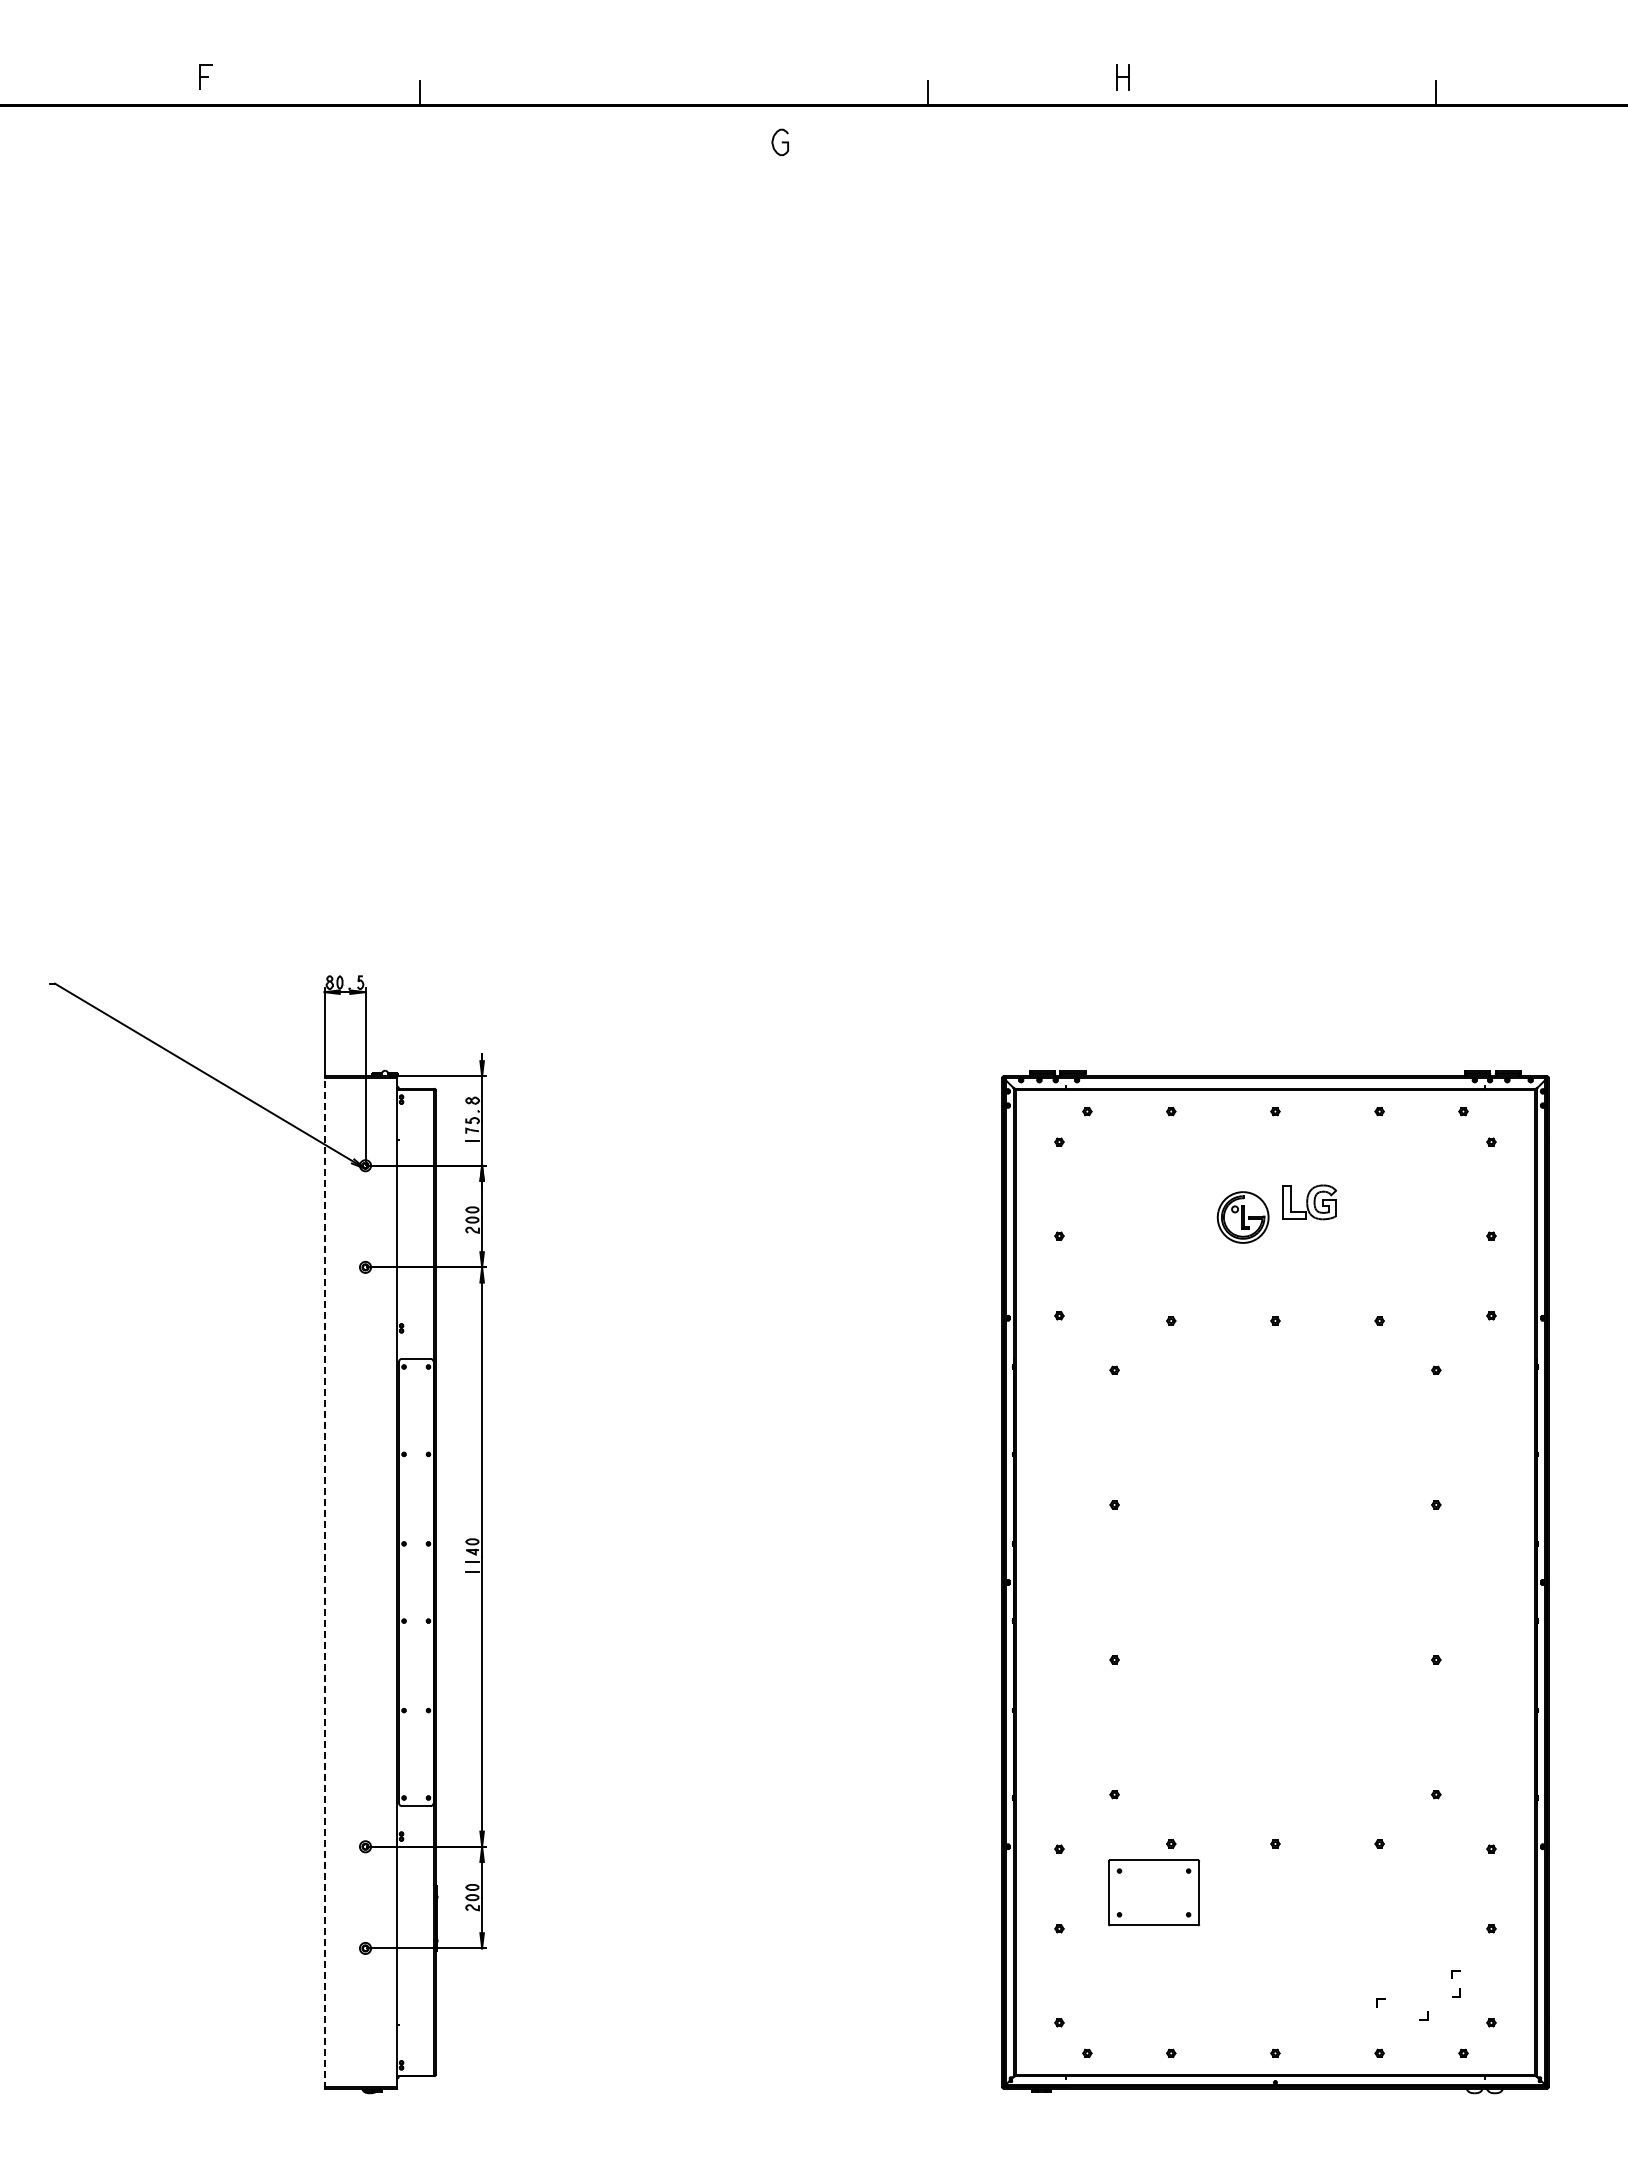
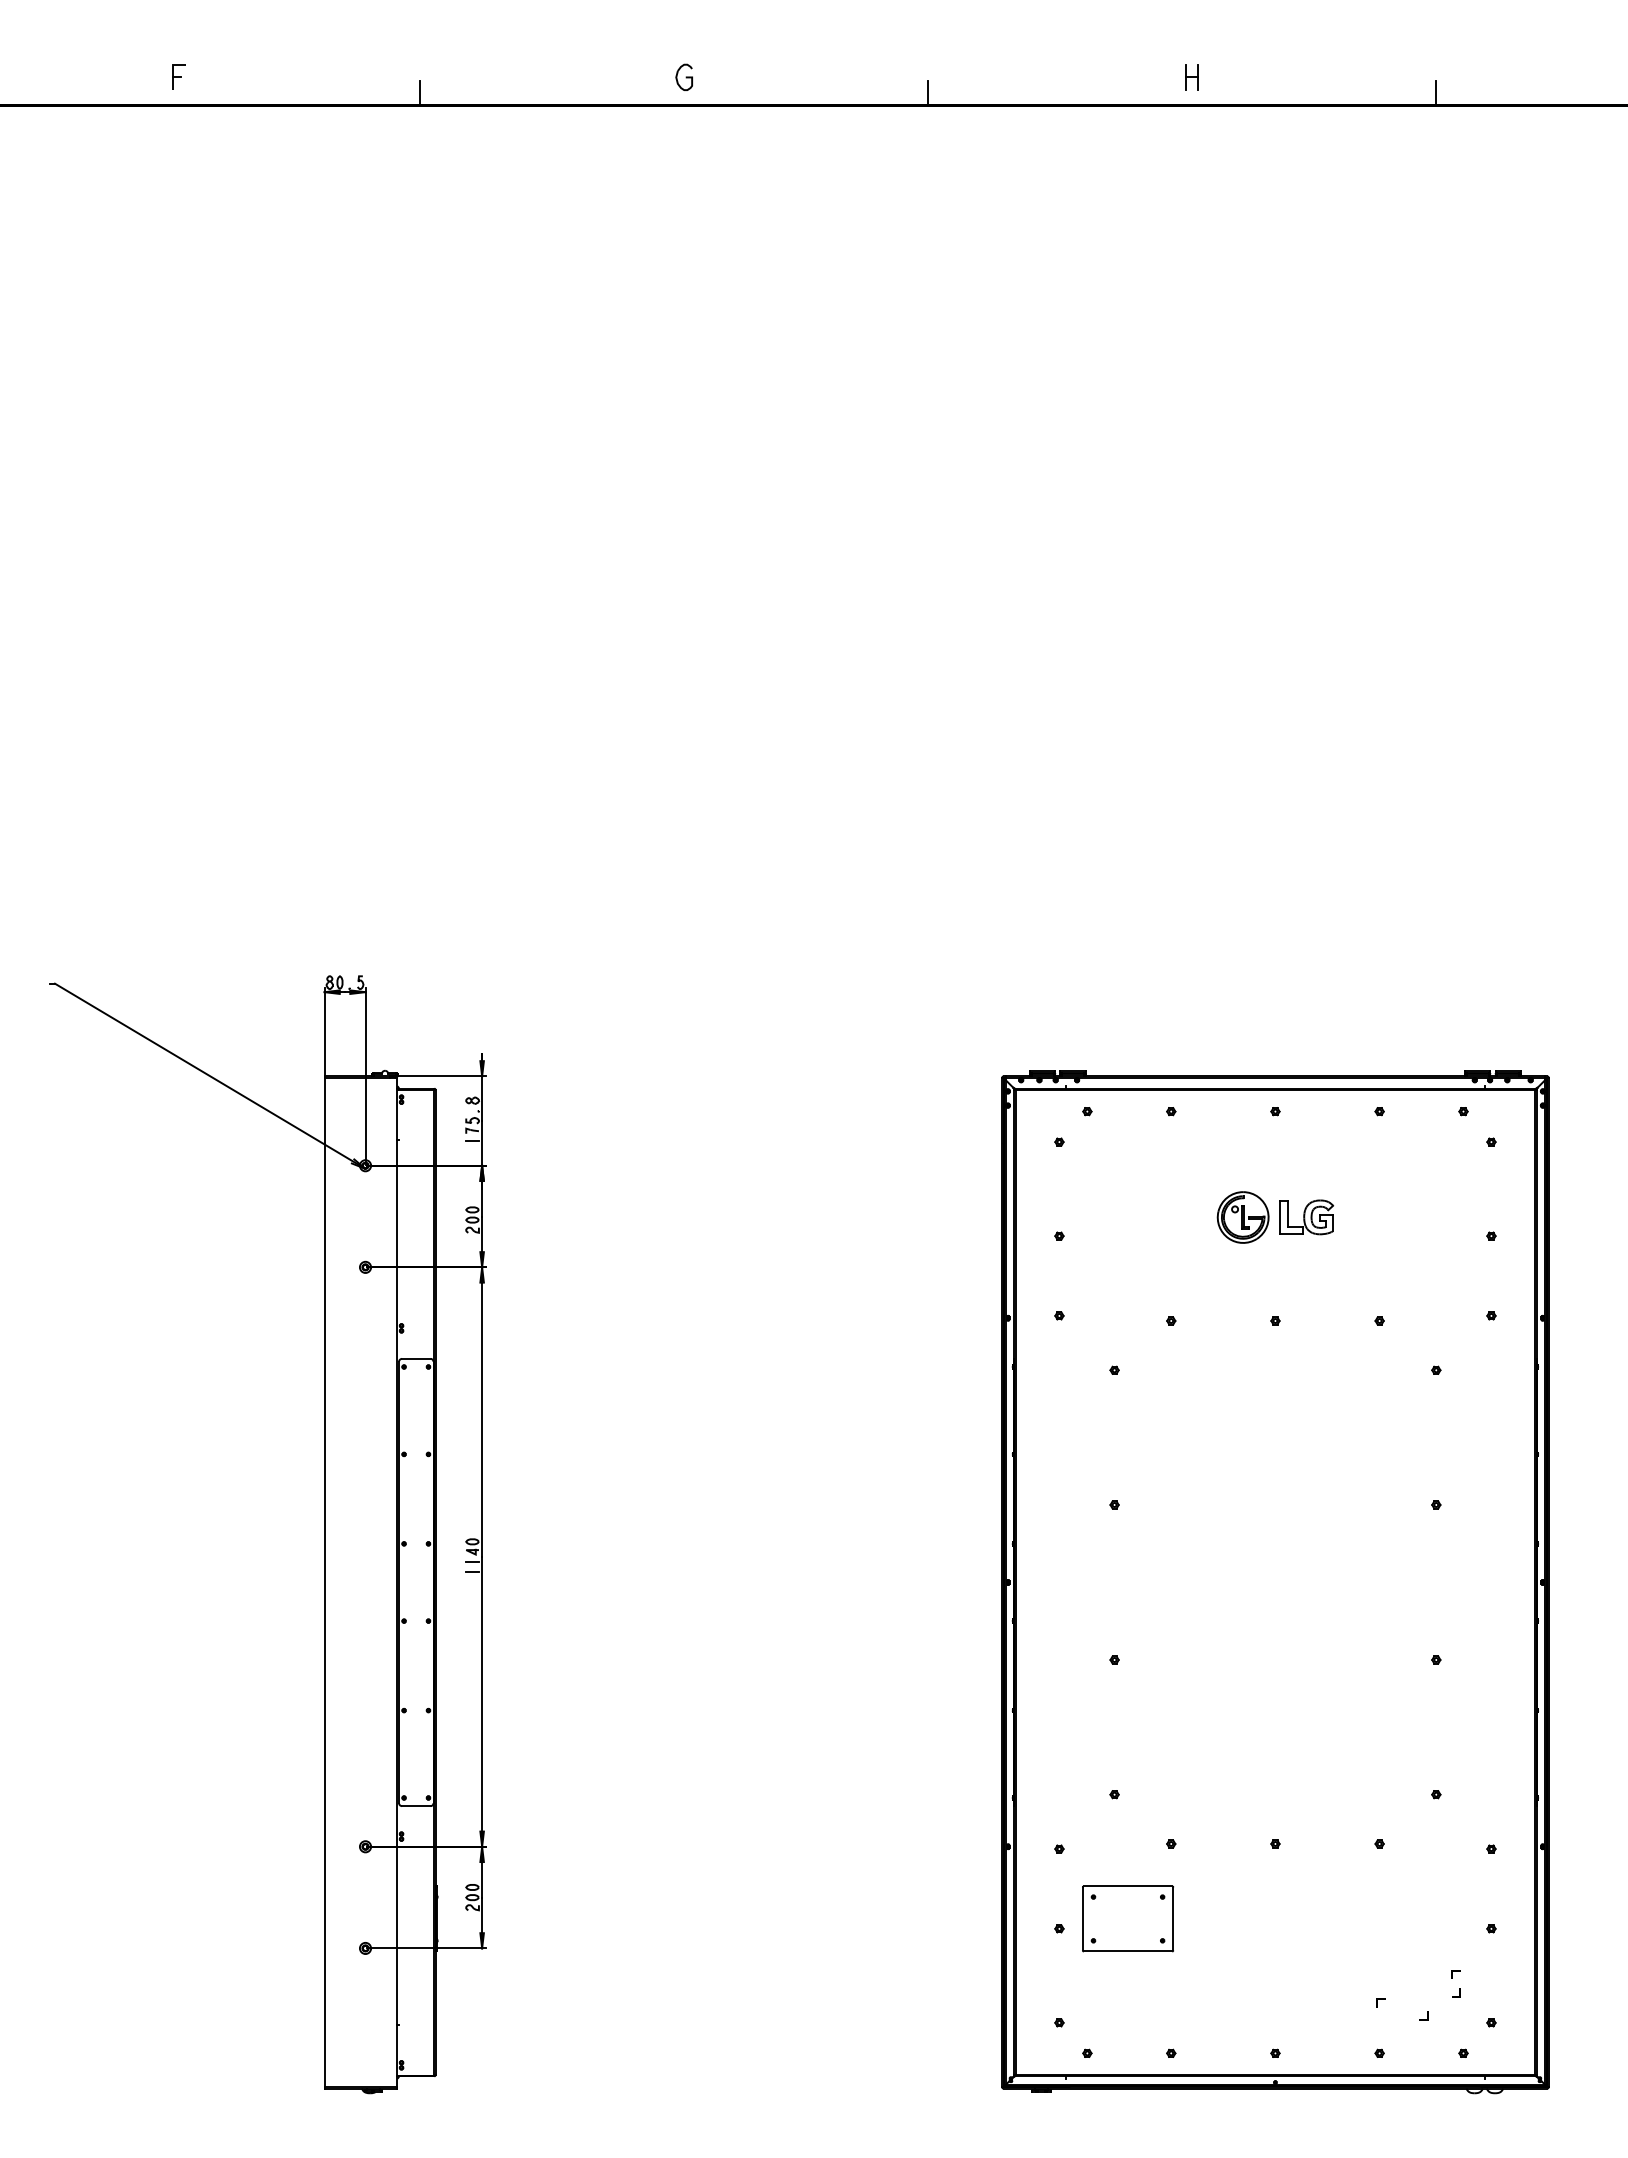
part position: (205, 76) -> (178, 76) (178, 76)
part position: (1122, 77) -> (1191, 77) (1191, 77)
part position: (779, 141) -> (683, 76) (683, 76)
part position: (1309, 1202) -> (1306, 1217) (1306, 1217)
line: dashed -> solid (324, 1582)
part position: (1153, 1892) -> (1127, 1918) (1127, 1918)
